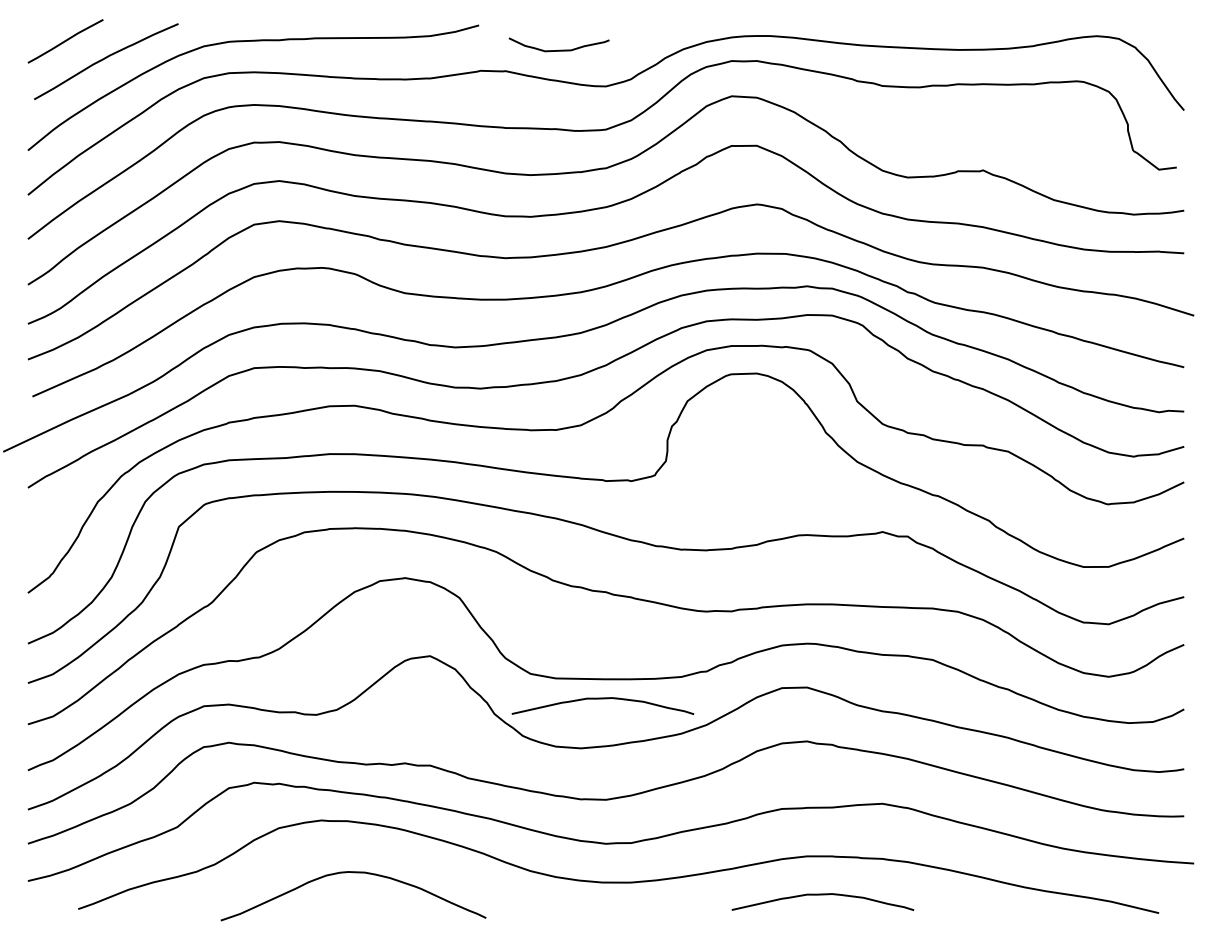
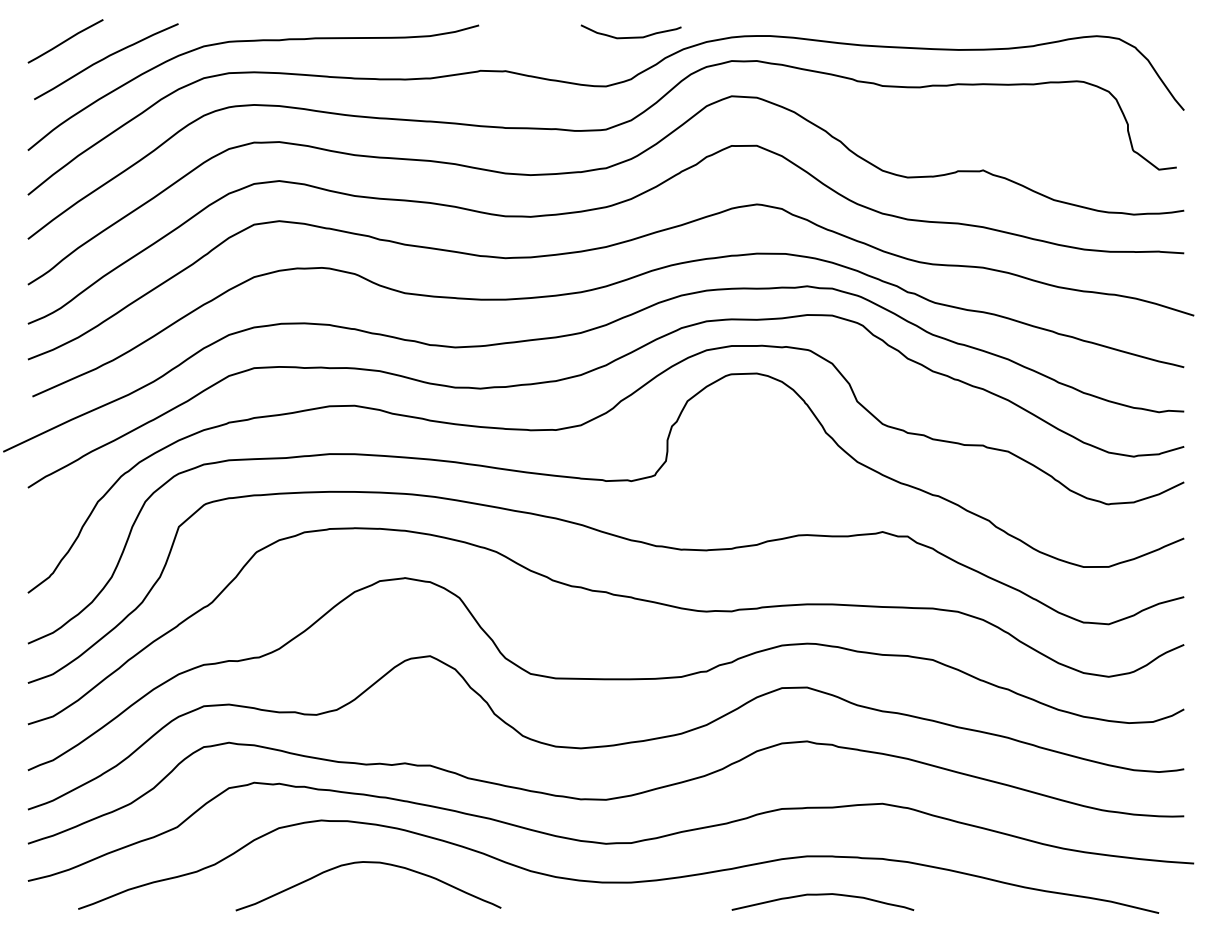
curve position: (558, 49) -> (630, 36) (630, 36)
curve: present -> none (602, 699)
curve position: (353, 873) -> (368, 863) (368, 863)
